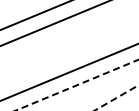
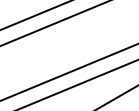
line: dashed -> solid (76, 85)
line: dashed -> solid (116, 98)
